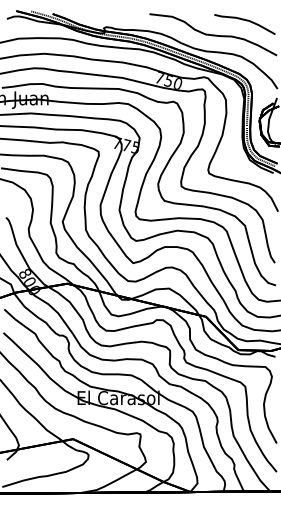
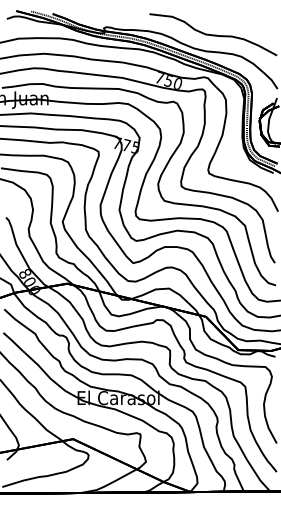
curve: present -> none (246, 21)
